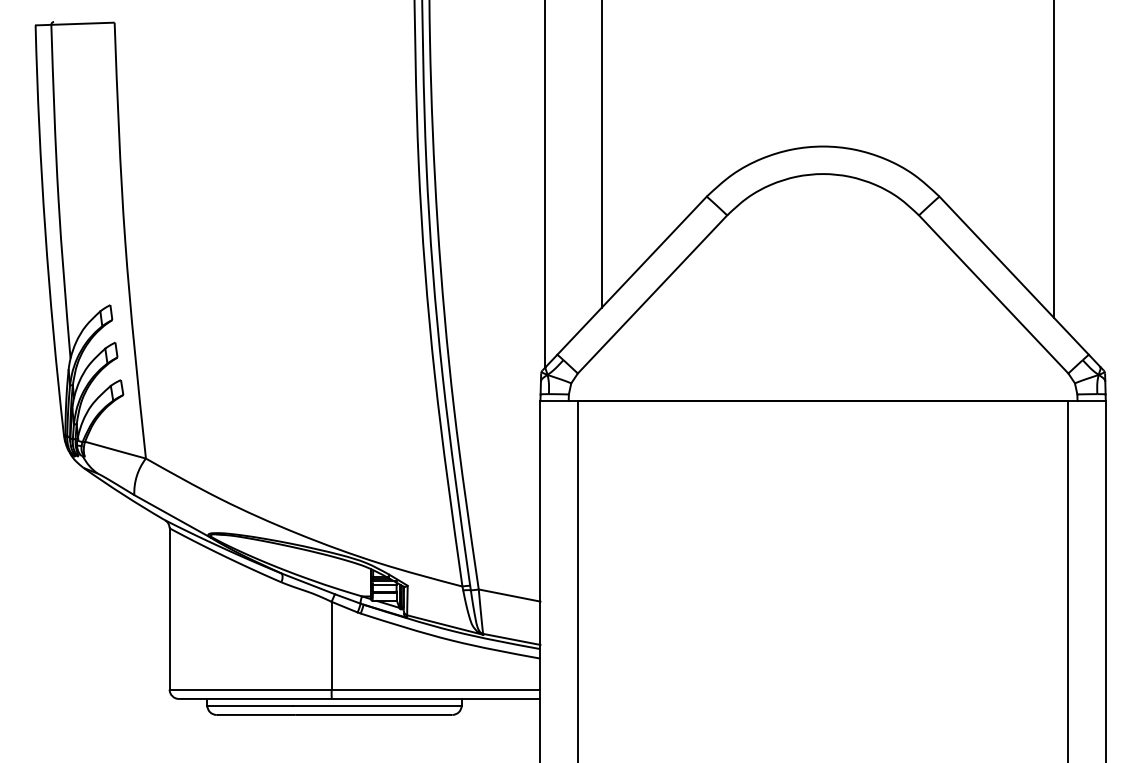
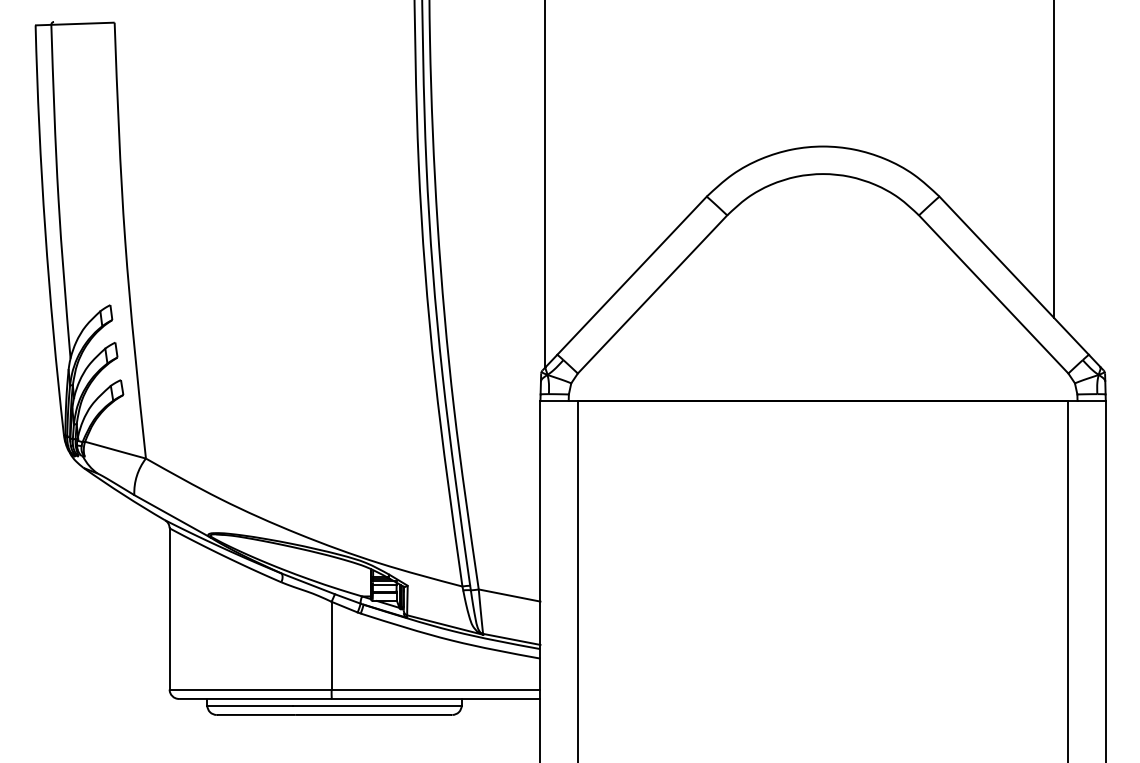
line: present -> none (601, 154)
